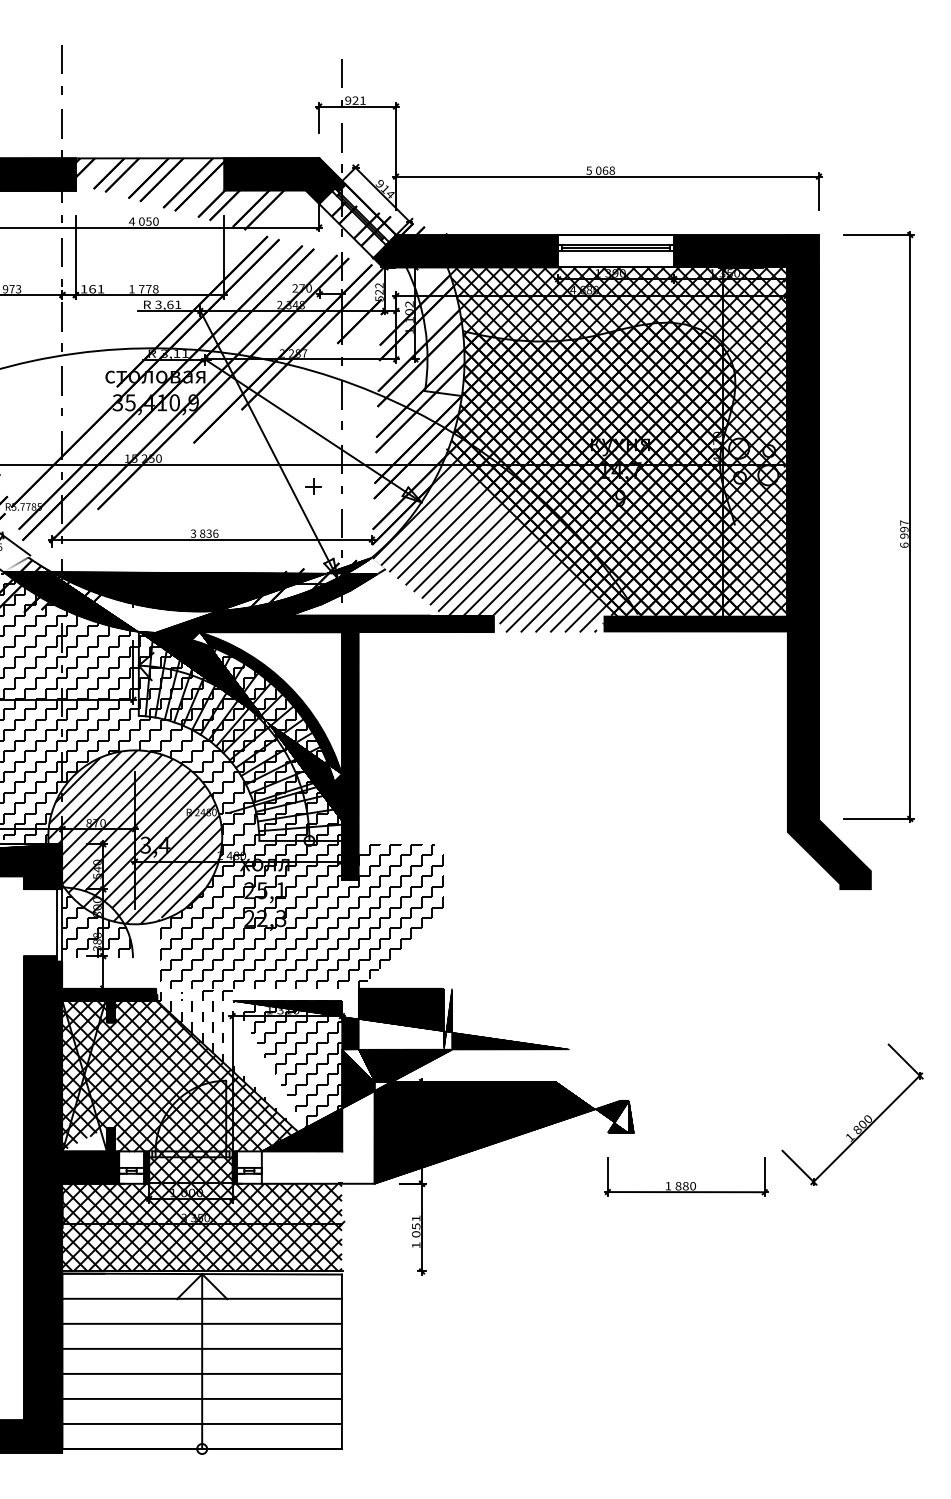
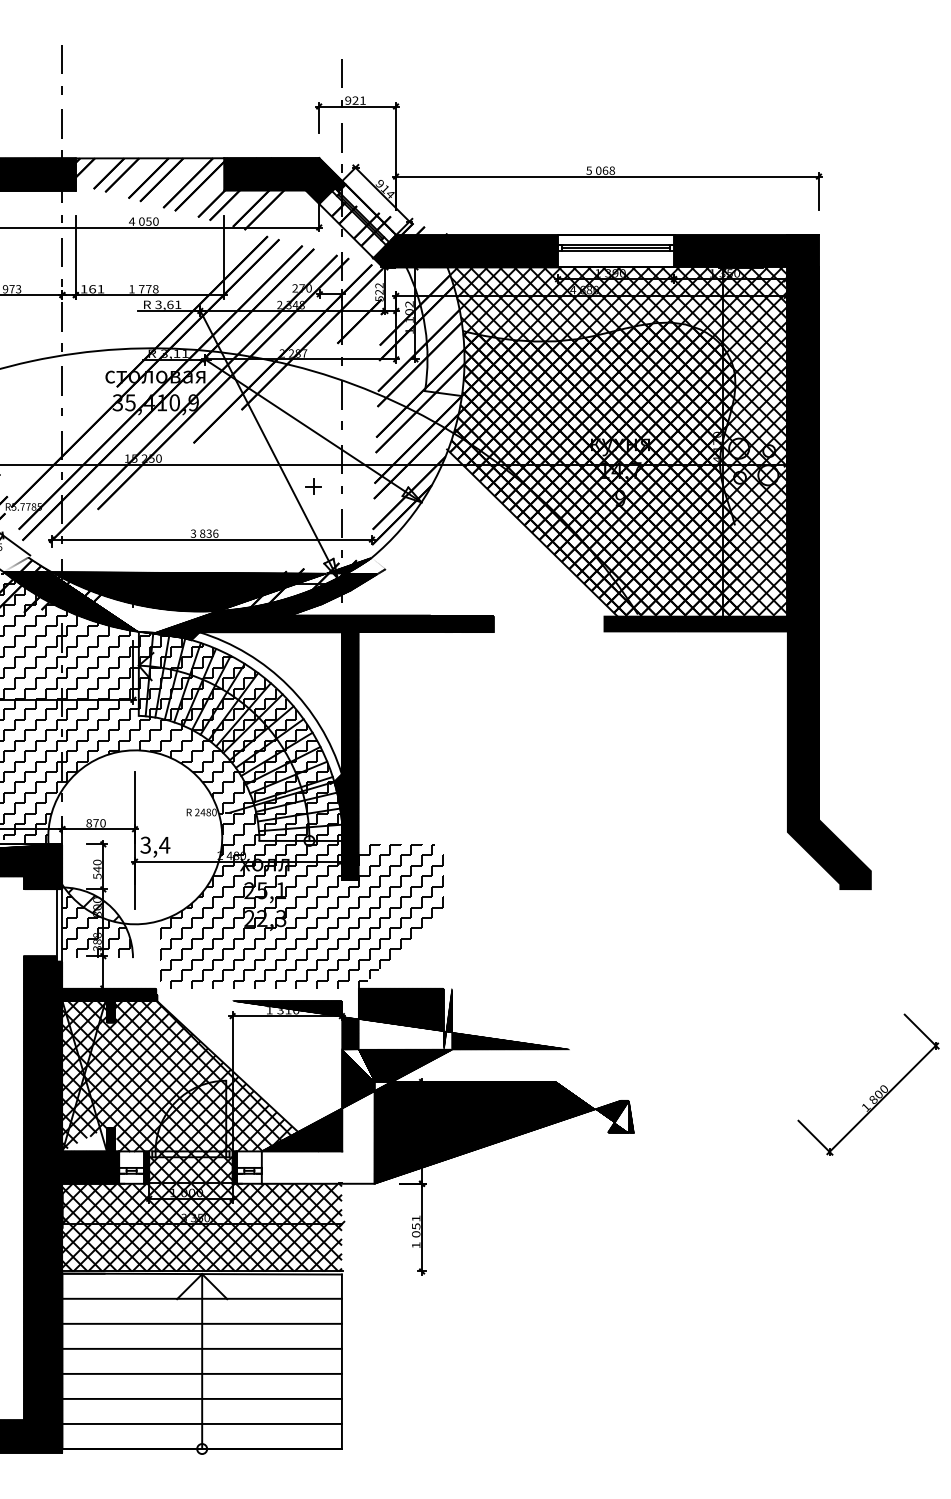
part: present -> none (900, 525)
hatch: present -> none (492, 542)
hatch: present -> none (240, 726)
hatch: present -> none (135, 837)
hatch: present -> none (249, 1070)
part position: (859, 1121) -> (875, 1091) (875, 1091)
part: present -> none (686, 1176)
